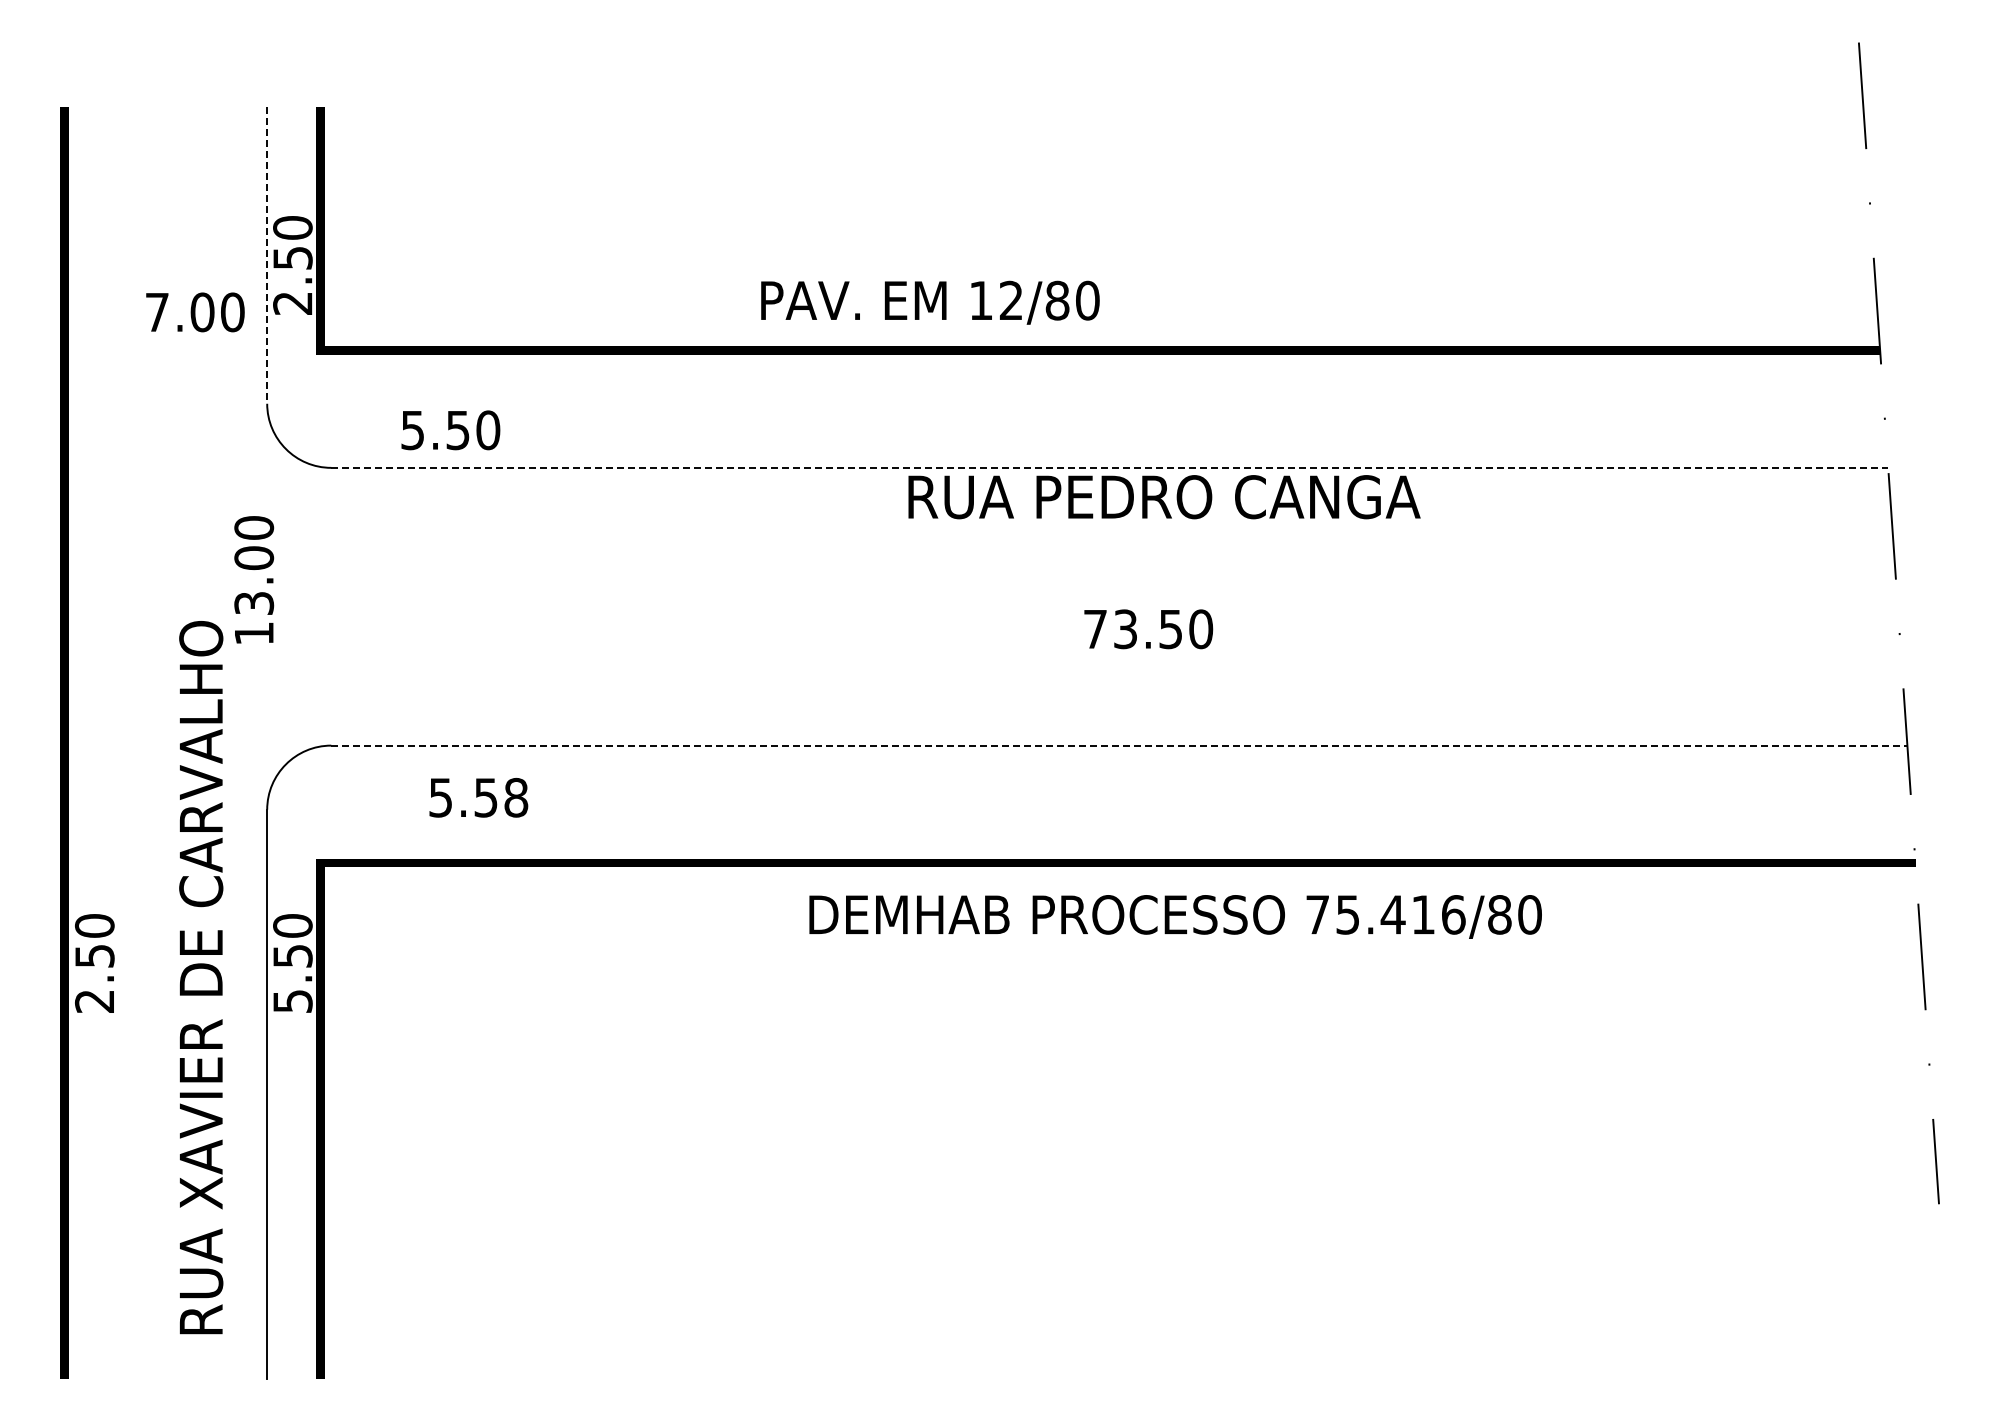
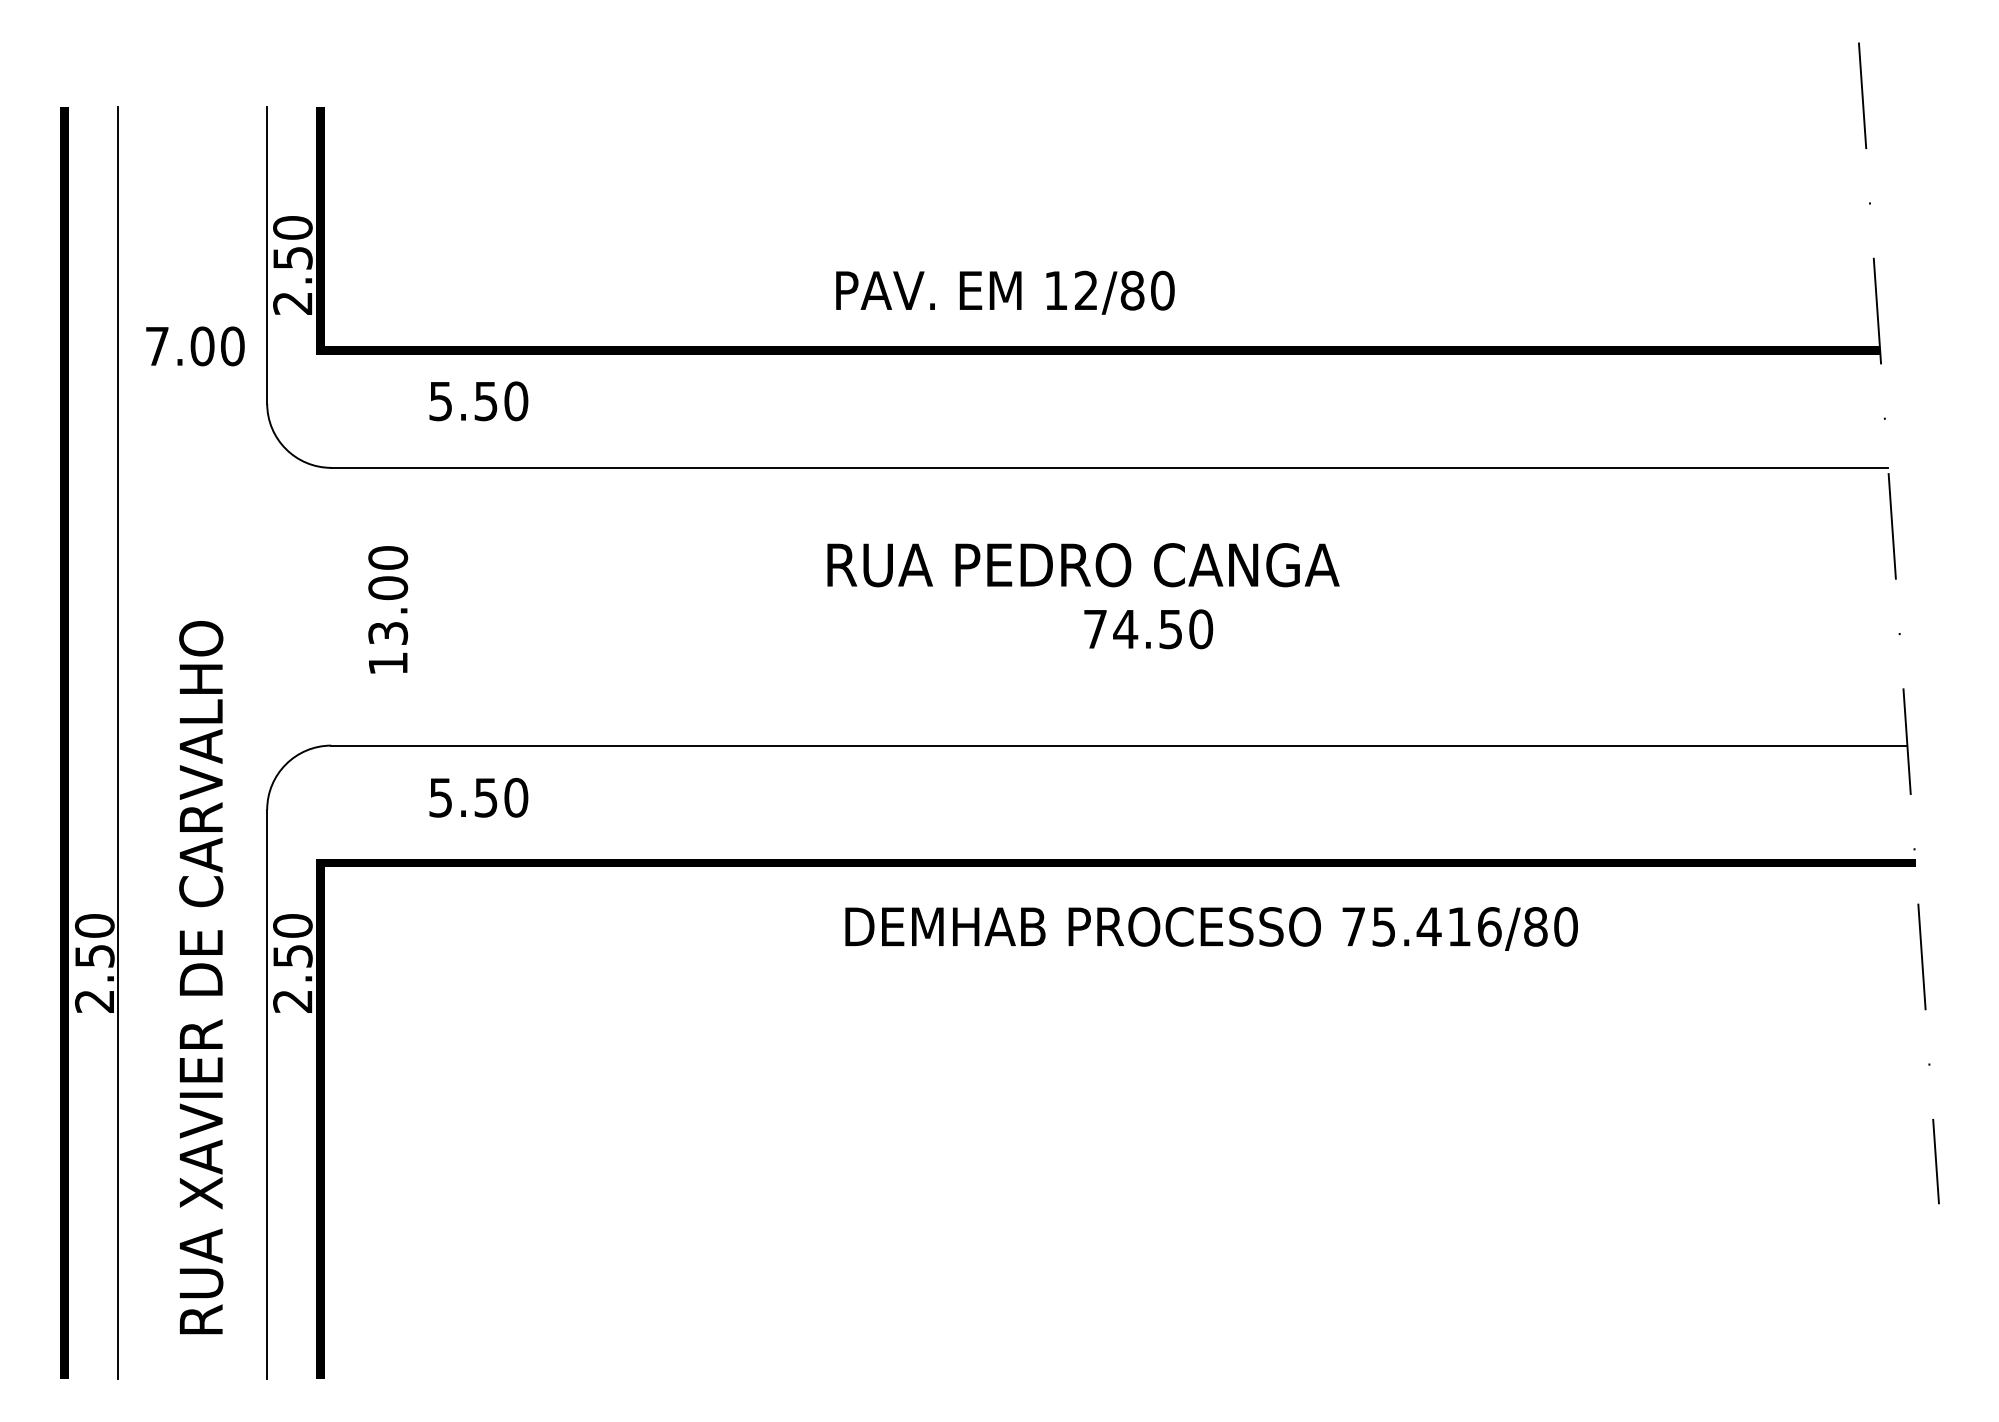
line: dashed -> solid (267, 255)
text position: (930, 302) -> (1005, 292) (1005, 292)
text position: (195, 312) -> (195, 346) (195, 346)
text position: (450, 430) -> (478, 401) (478, 401)
line: dashed -> solid (1110, 467)
text position: (1164, 497) -> (1083, 565) (1083, 565)
text position: (254, 579) -> (388, 609) (388, 609)
text: 73.50 -> 74.50 (1125, 629)
line: none -> present (117, 743)
line: dashed -> solid (1119, 745)
text: 5.58 -> 5.50 (516, 797)
text position: (1175, 916) -> (1211, 928) (1211, 928)
text: 5.50 -> 2.50 (292, 1001)
